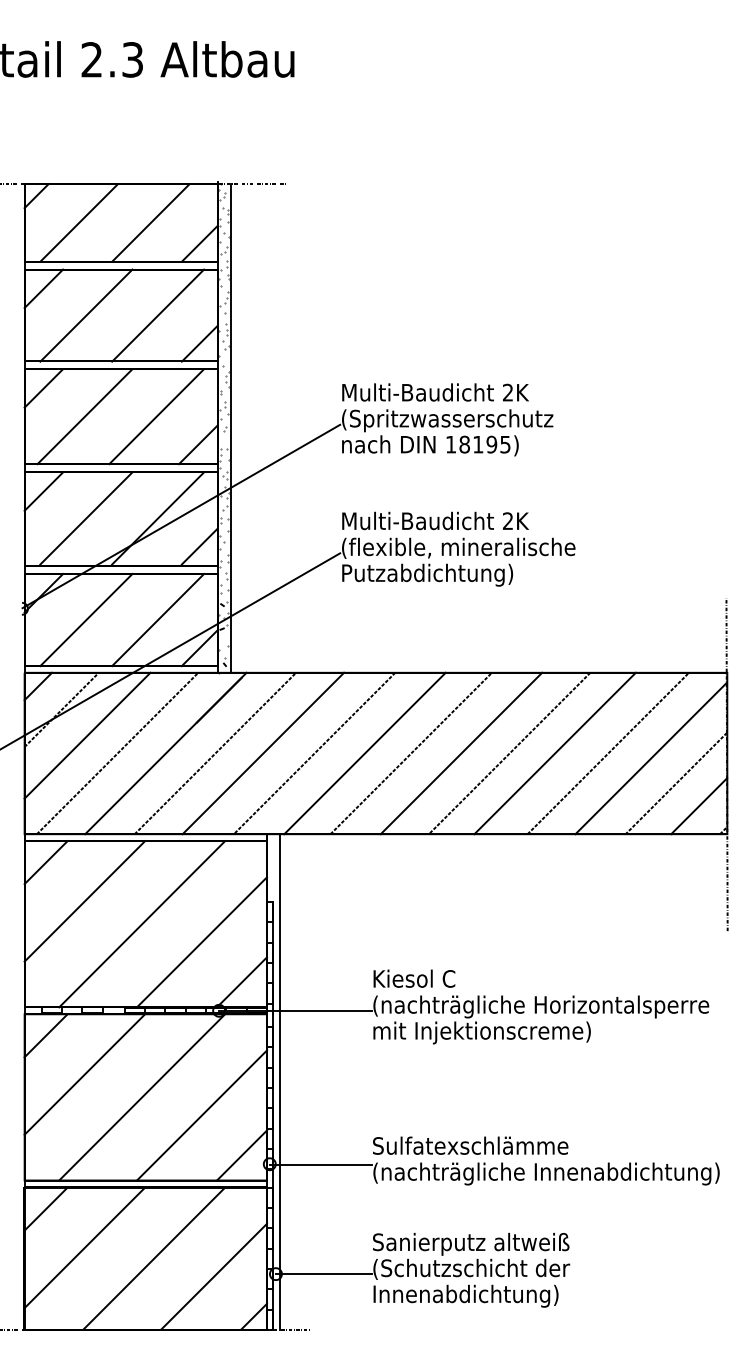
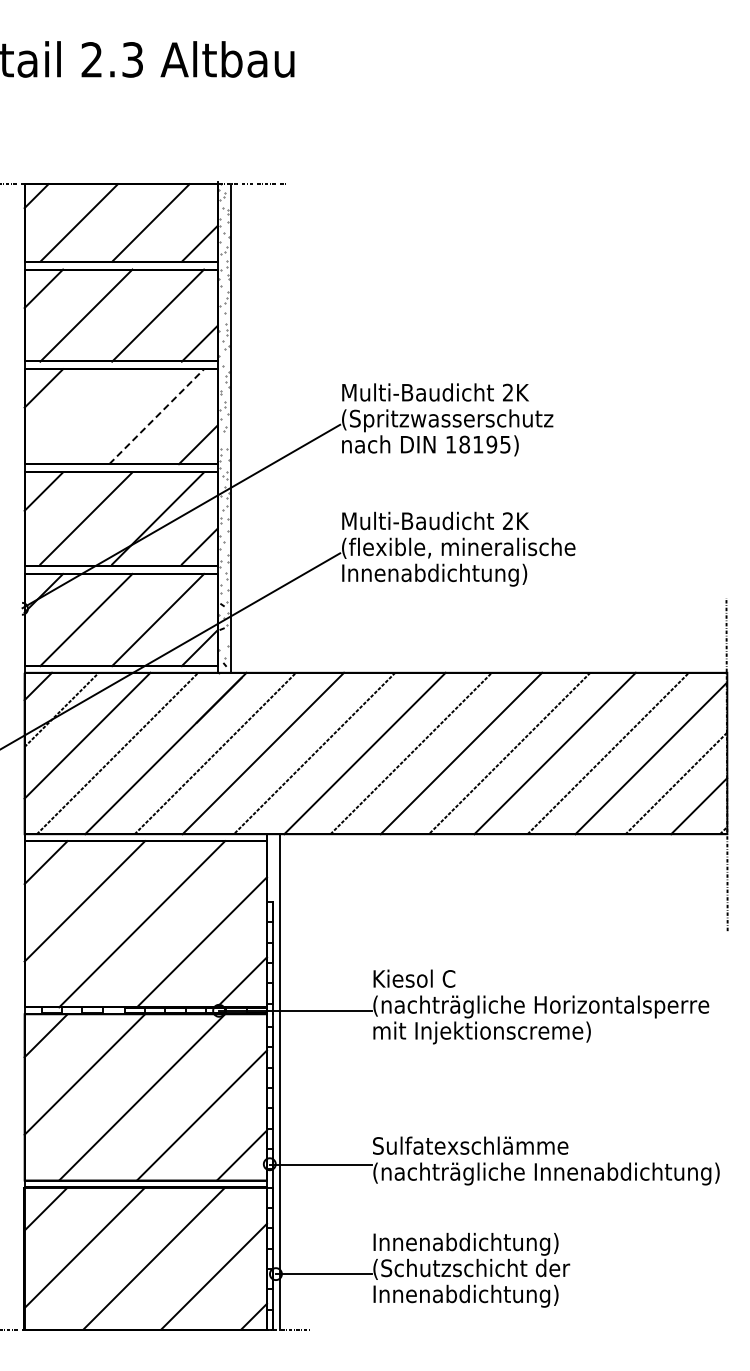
line: present -> none (84, 416)
line: solid -> dashed (157, 416)
text: Putzabdichtung) -> Innenabdichtung) (435, 574)
text: Sanierputz altweiß -> Innenabdichtung) (471, 1243)
